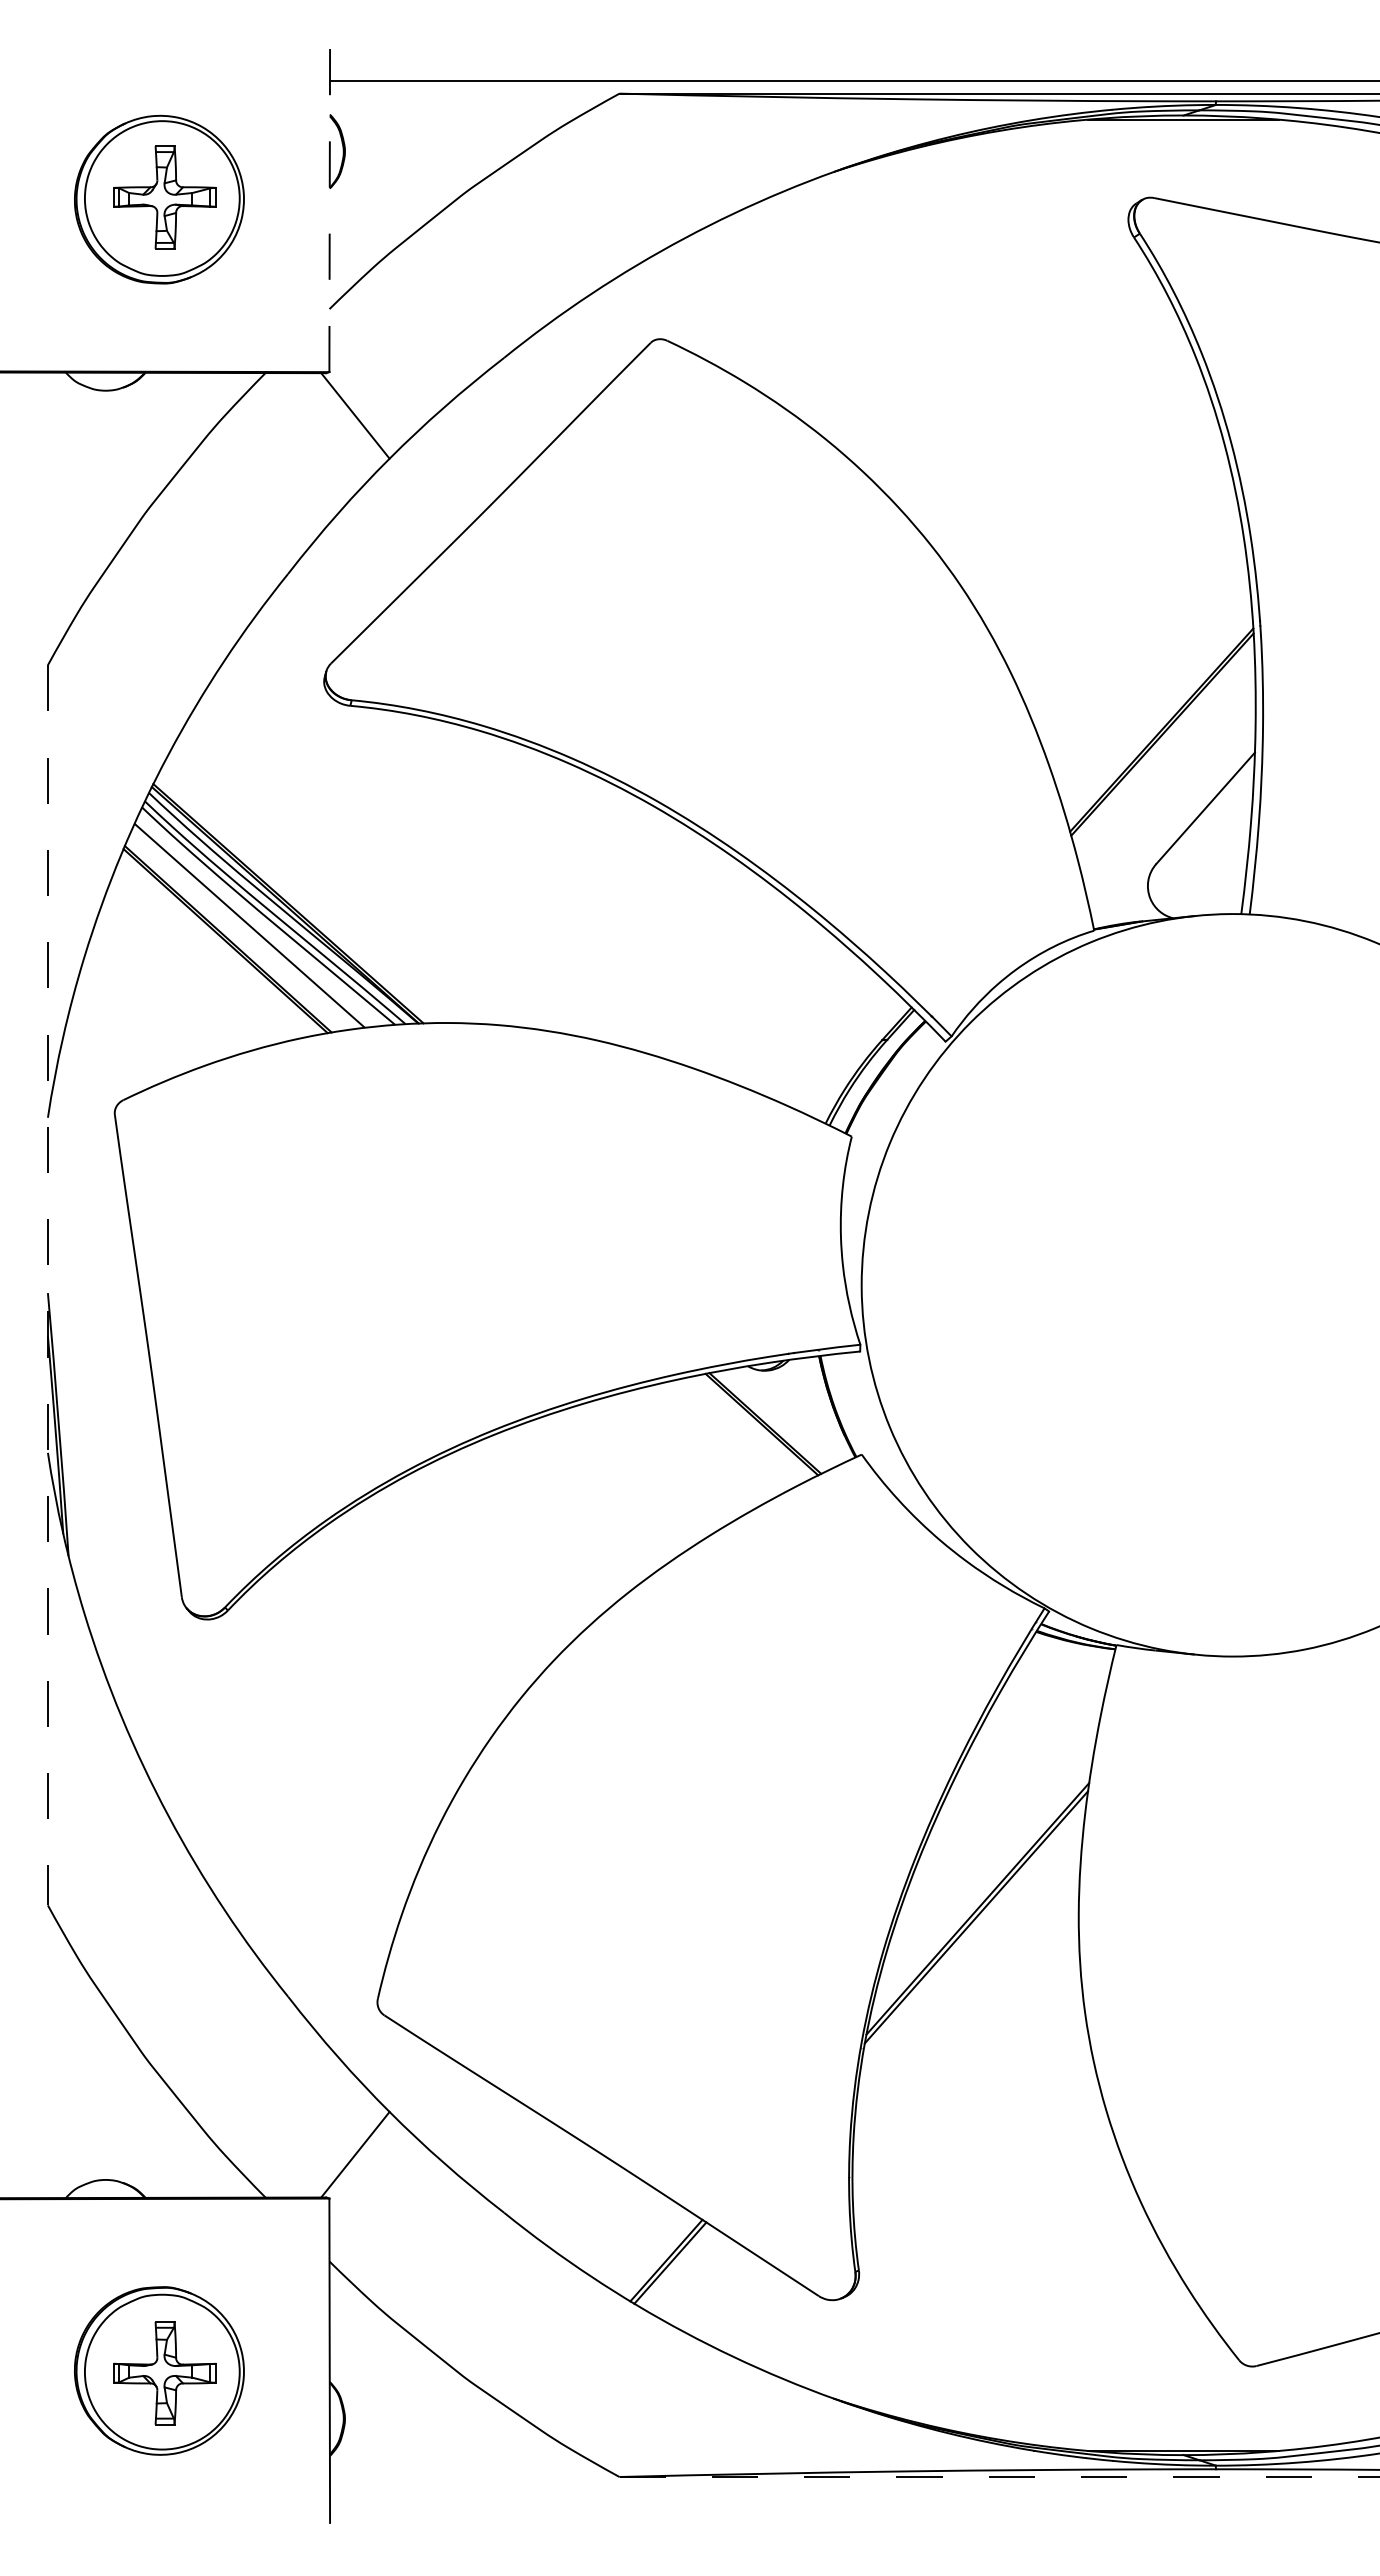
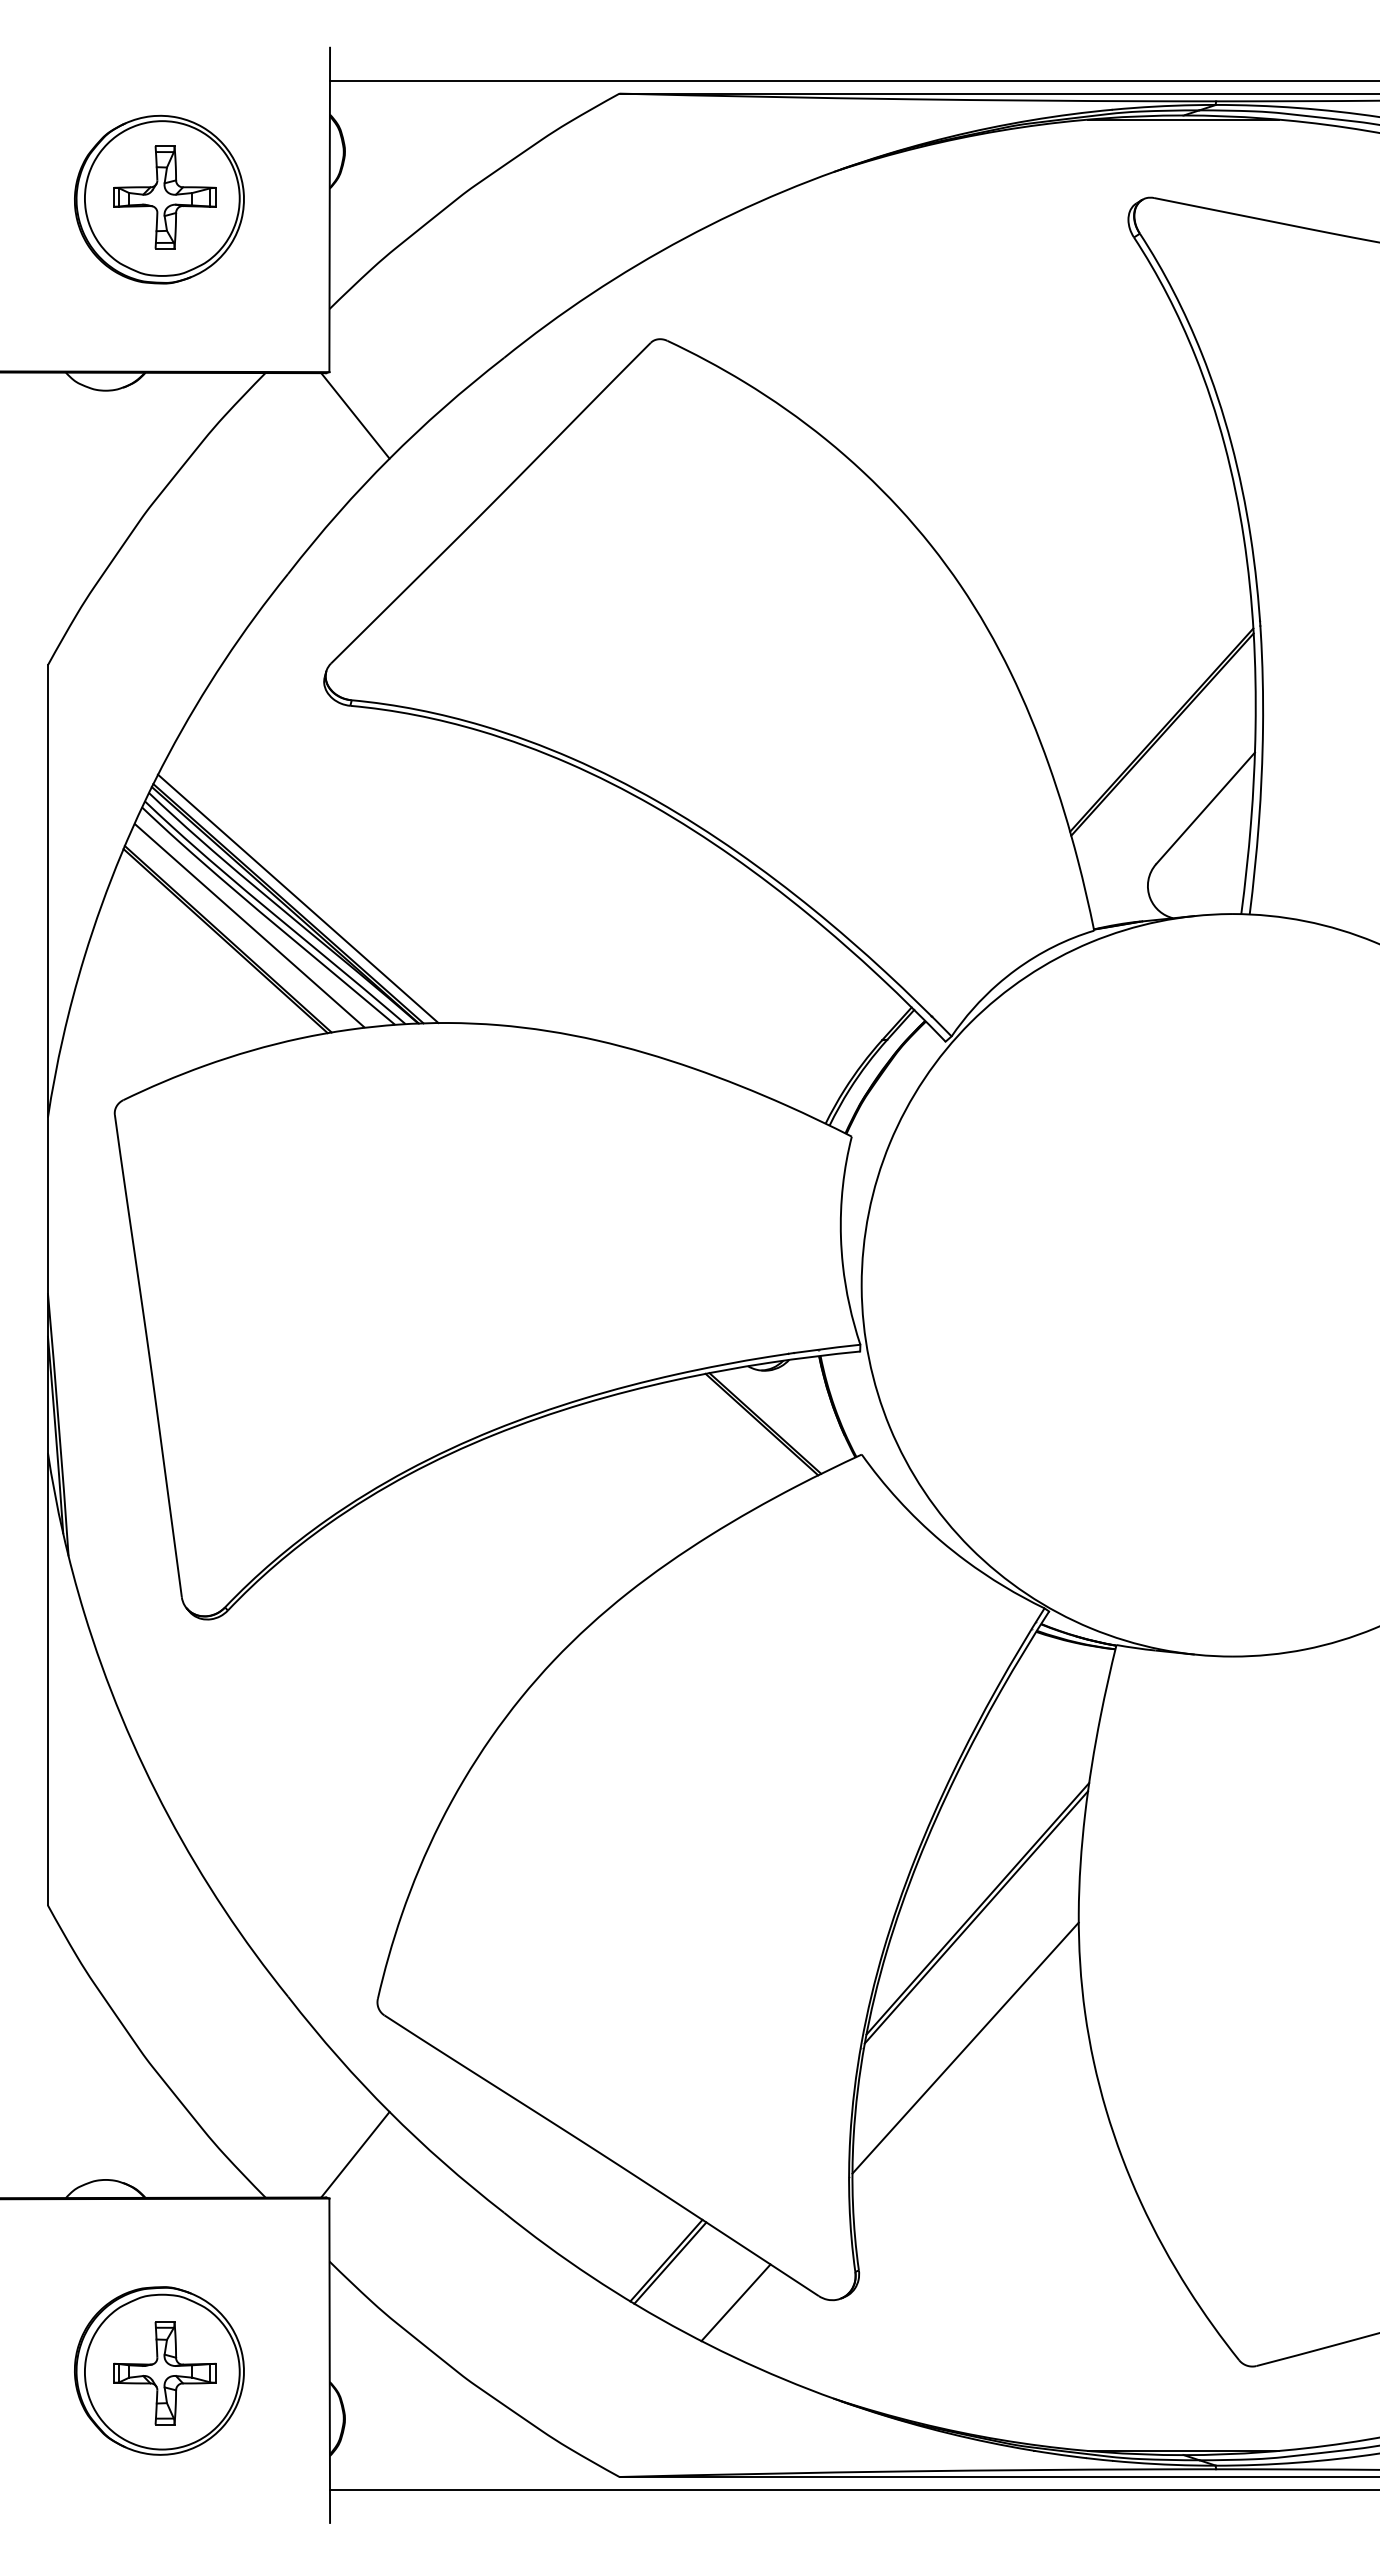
line: dashed -> solid (329, 209)
line: none -> present (298, 898)
line: dashed -> solid (47, 1285)
line: none -> present (965, 2047)
line: none -> present (735, 2302)
line: dashed -> solid (999, 2477)
line: none -> present (852, 2489)
